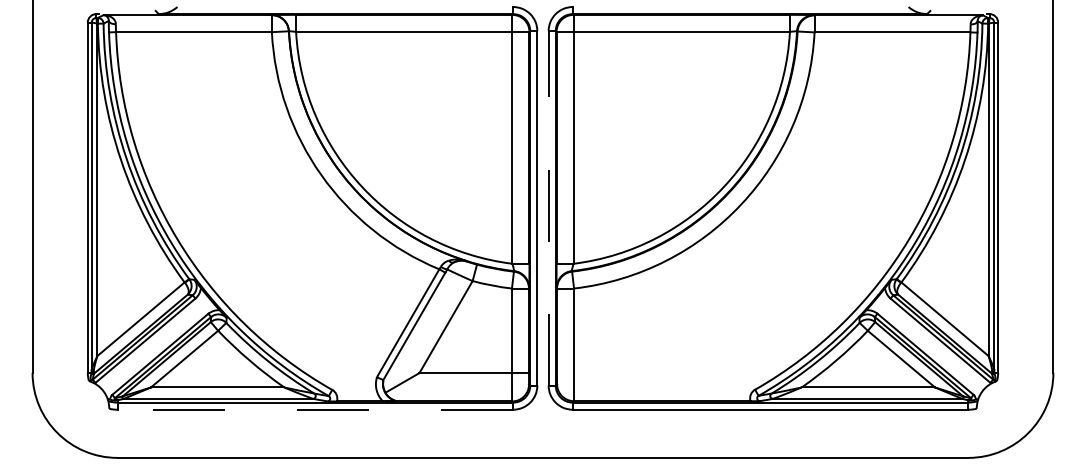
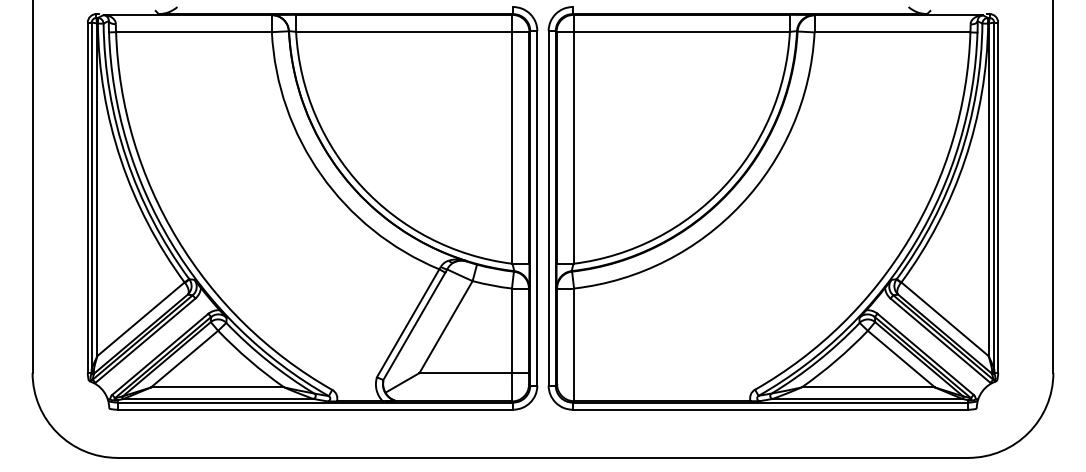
line: dashed -> solid (548, 207)
line: dashed -> solid (315, 409)
